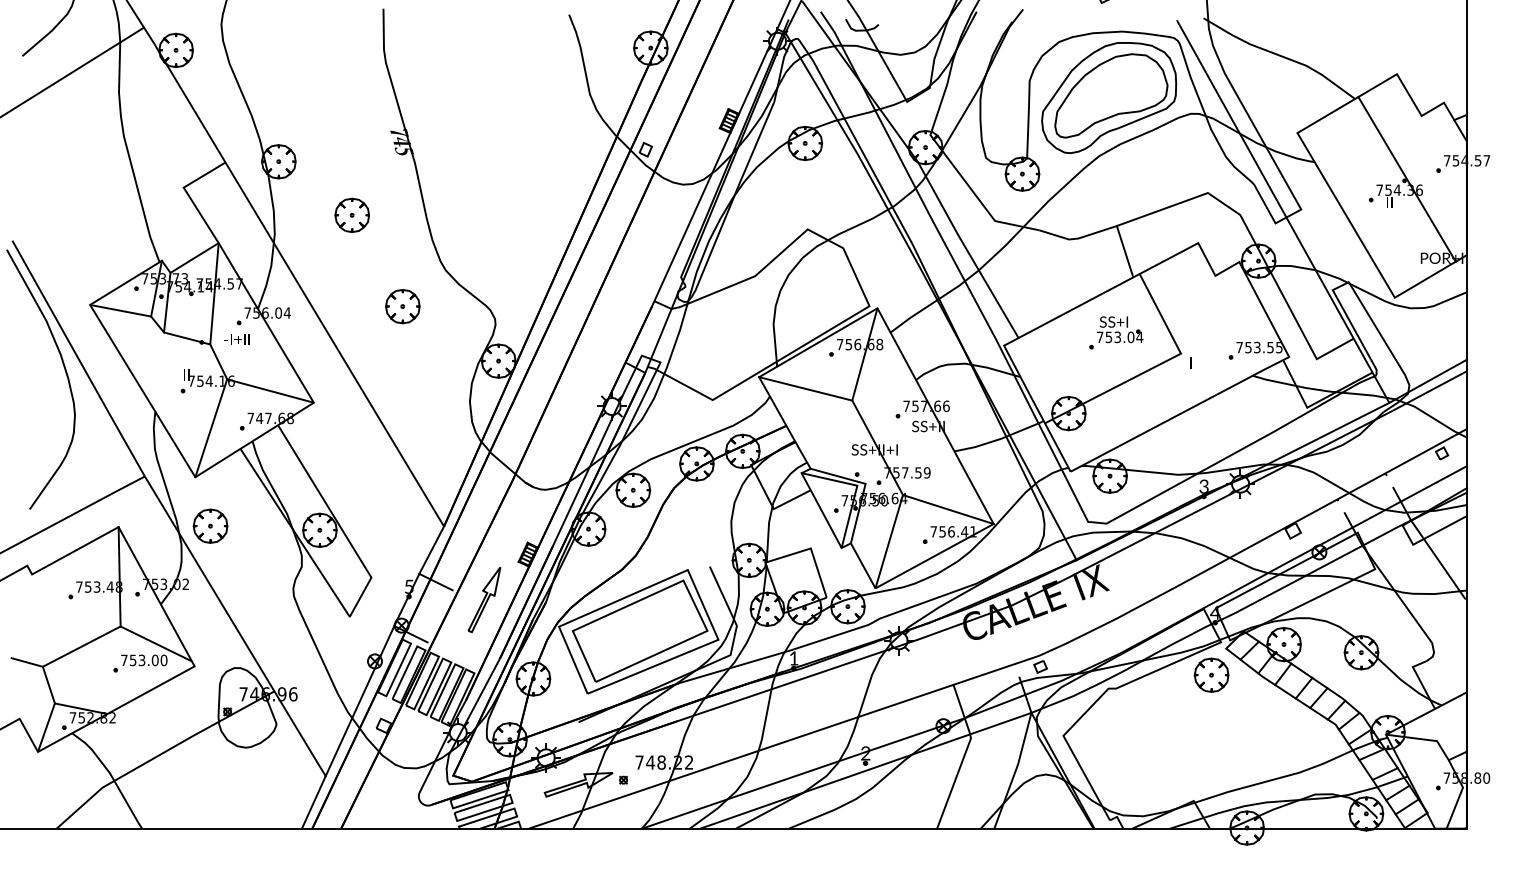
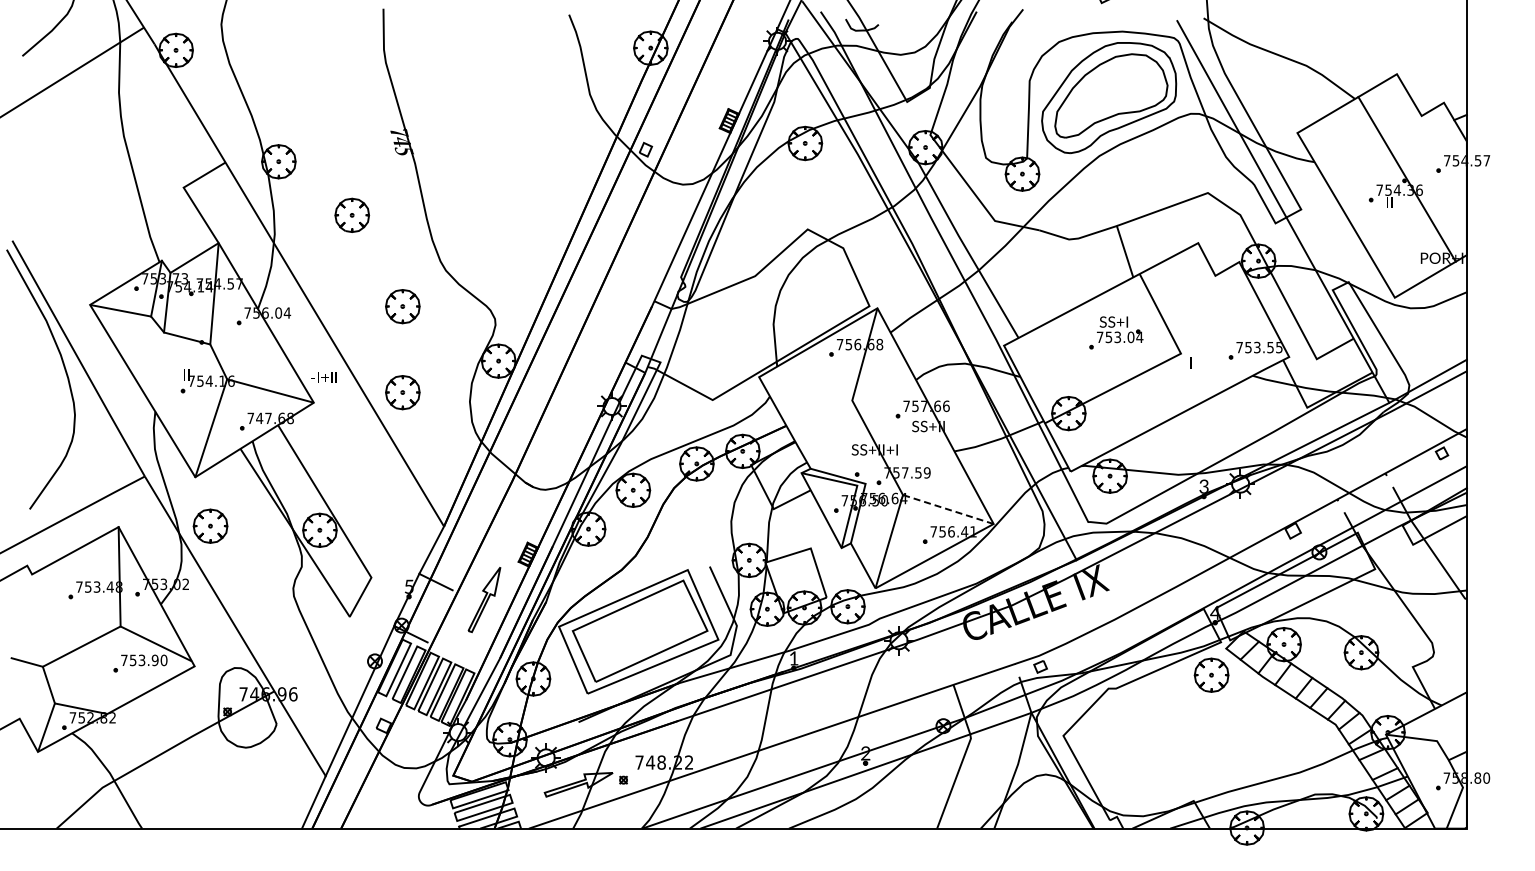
text position: (236, 339) -> (323, 377) (323, 377)
line: present -> none (805, 388)
part: none -> present (402, 392)
line: solid -> dashed (948, 509)
text: 753.00 -> 753.90 (154, 660)
